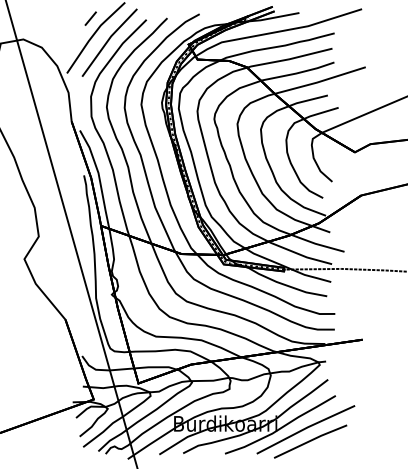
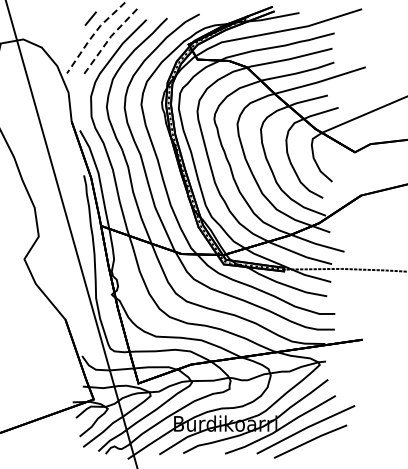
line: solid -> dashed (93, 35)
line: solid -> dashed (107, 41)
